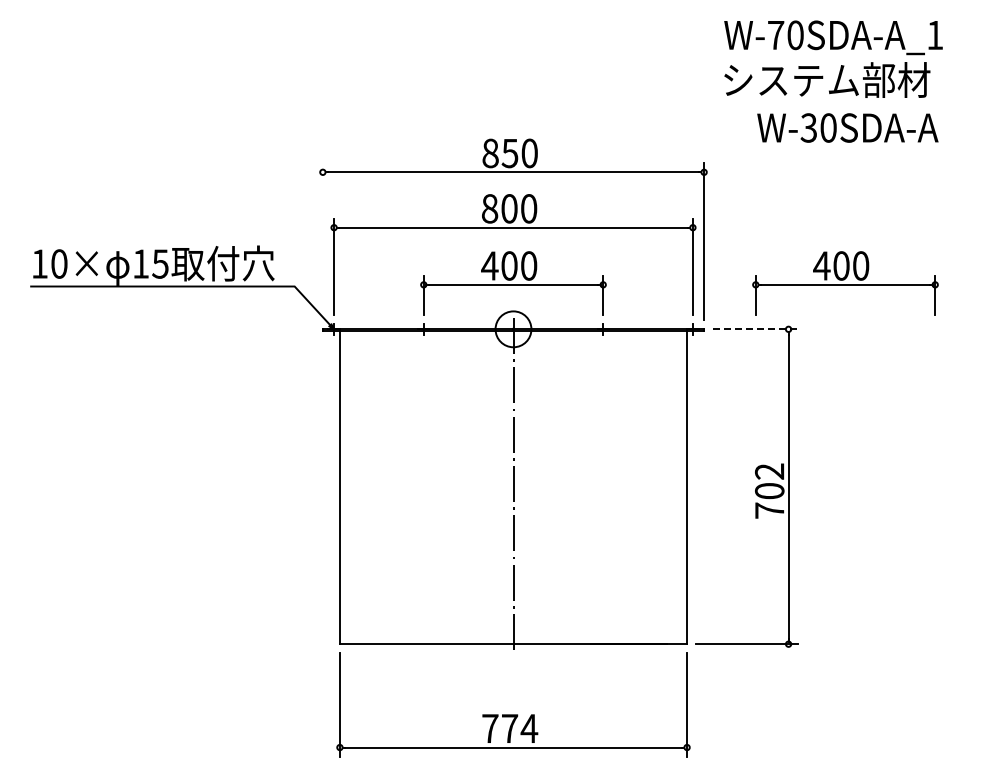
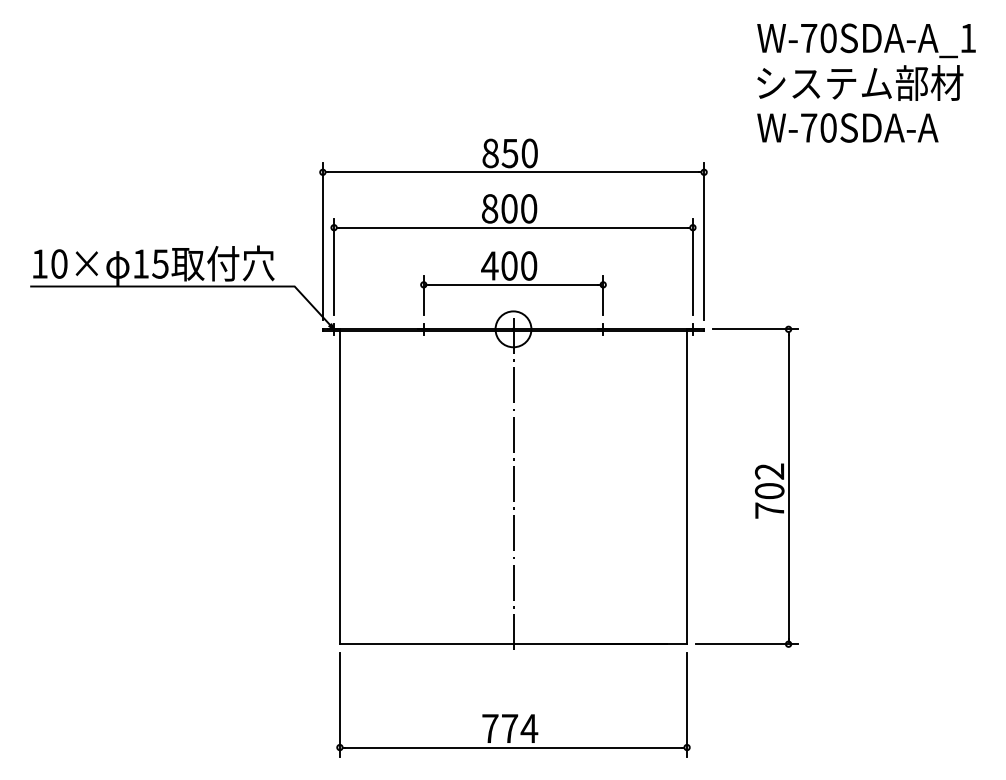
text position: (833, 58) -> (866, 61) (866, 61)
text: W-30SDA-A -> W-70SDA-A (808, 127)
line: none -> present (322, 241)
part: present -> none (845, 283)
line: dashed -> solid (755, 329)
